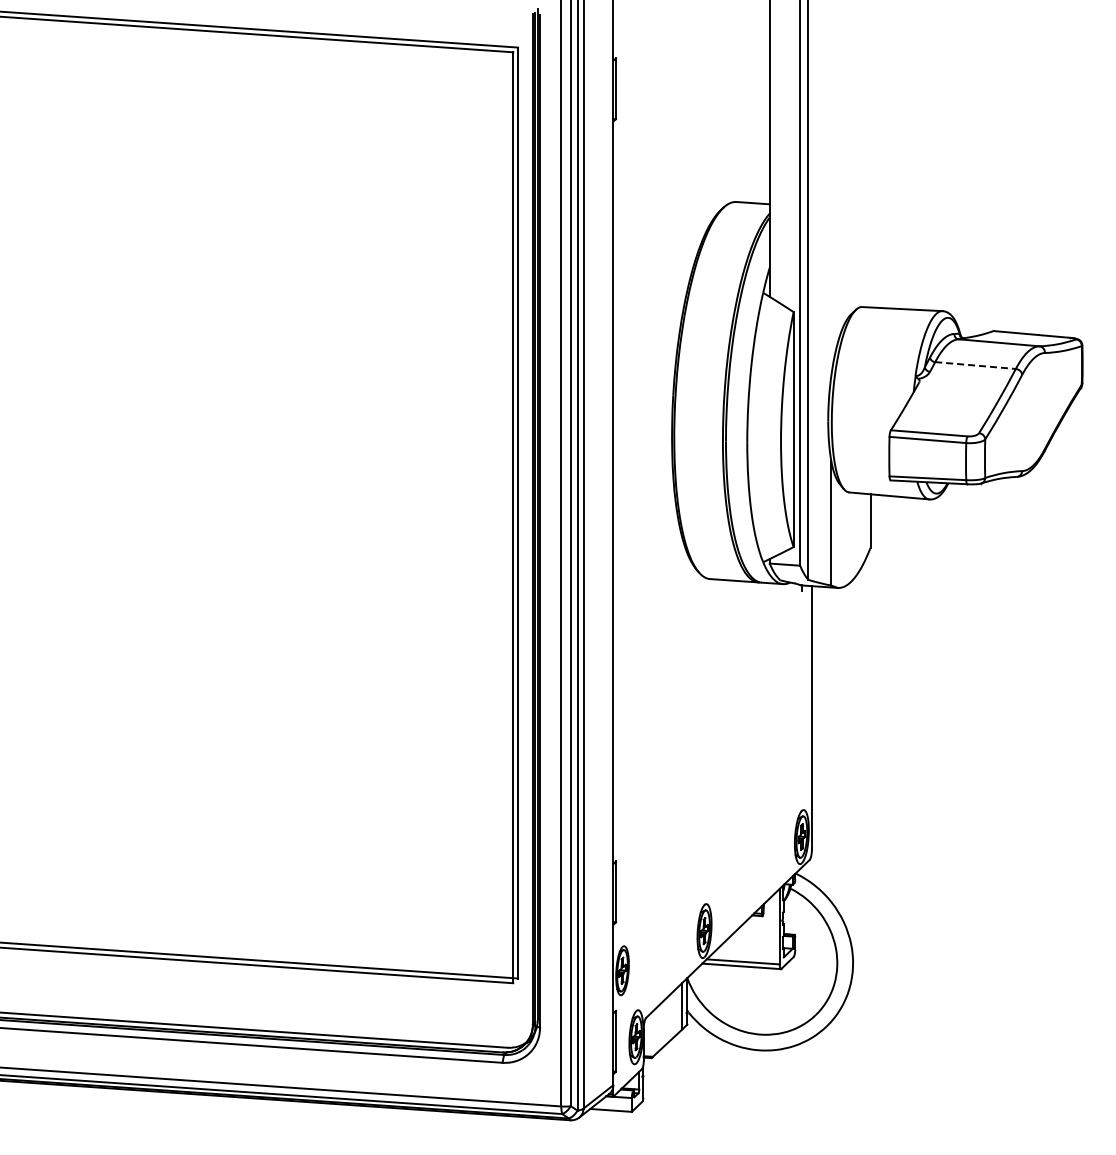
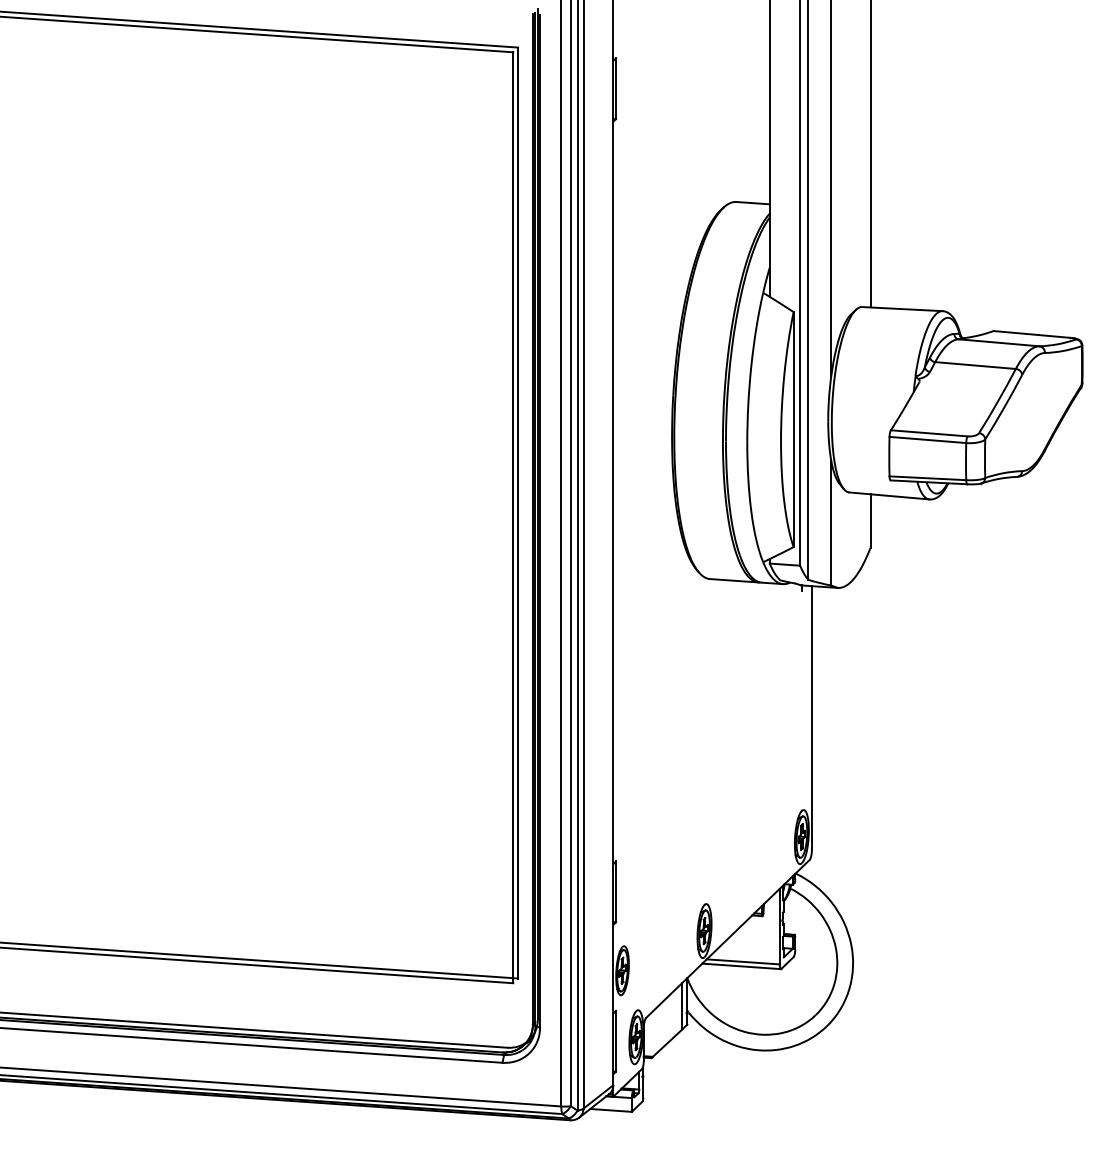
line: none -> present (870, 154)
line: none -> present (831, 188)
line: dashed -> solid (976, 365)
